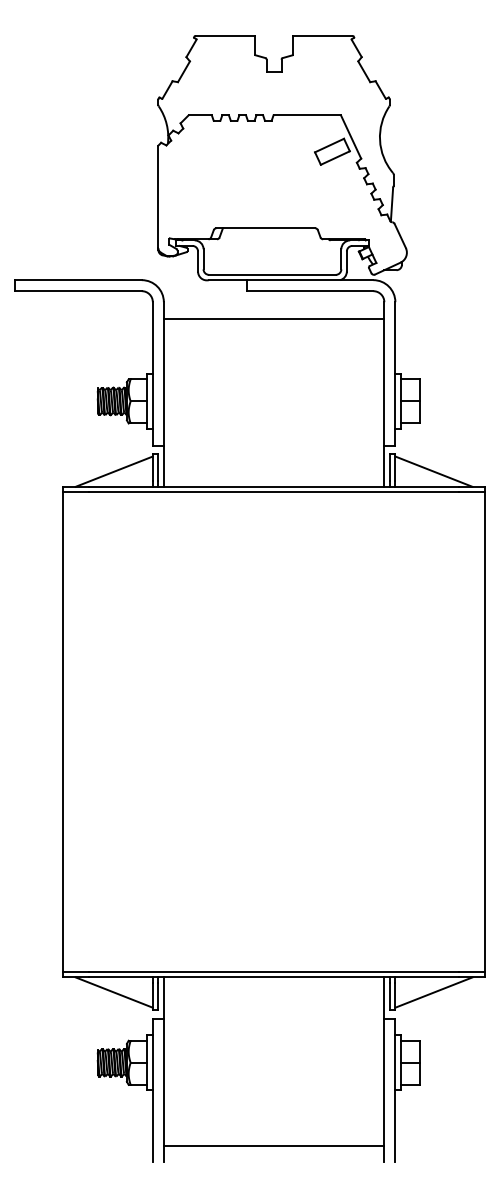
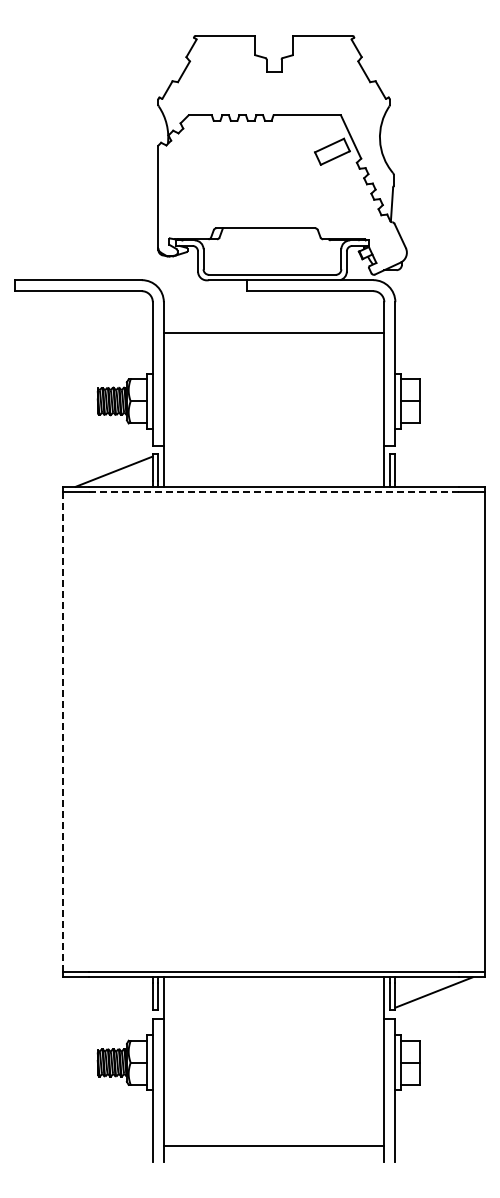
line position: (273, 318) -> (273, 332) (273, 332)
line: present -> none (433, 471)
line: solid -> dashed (274, 492)
line: solid -> dashed (63, 732)
line: present -> none (113, 992)
